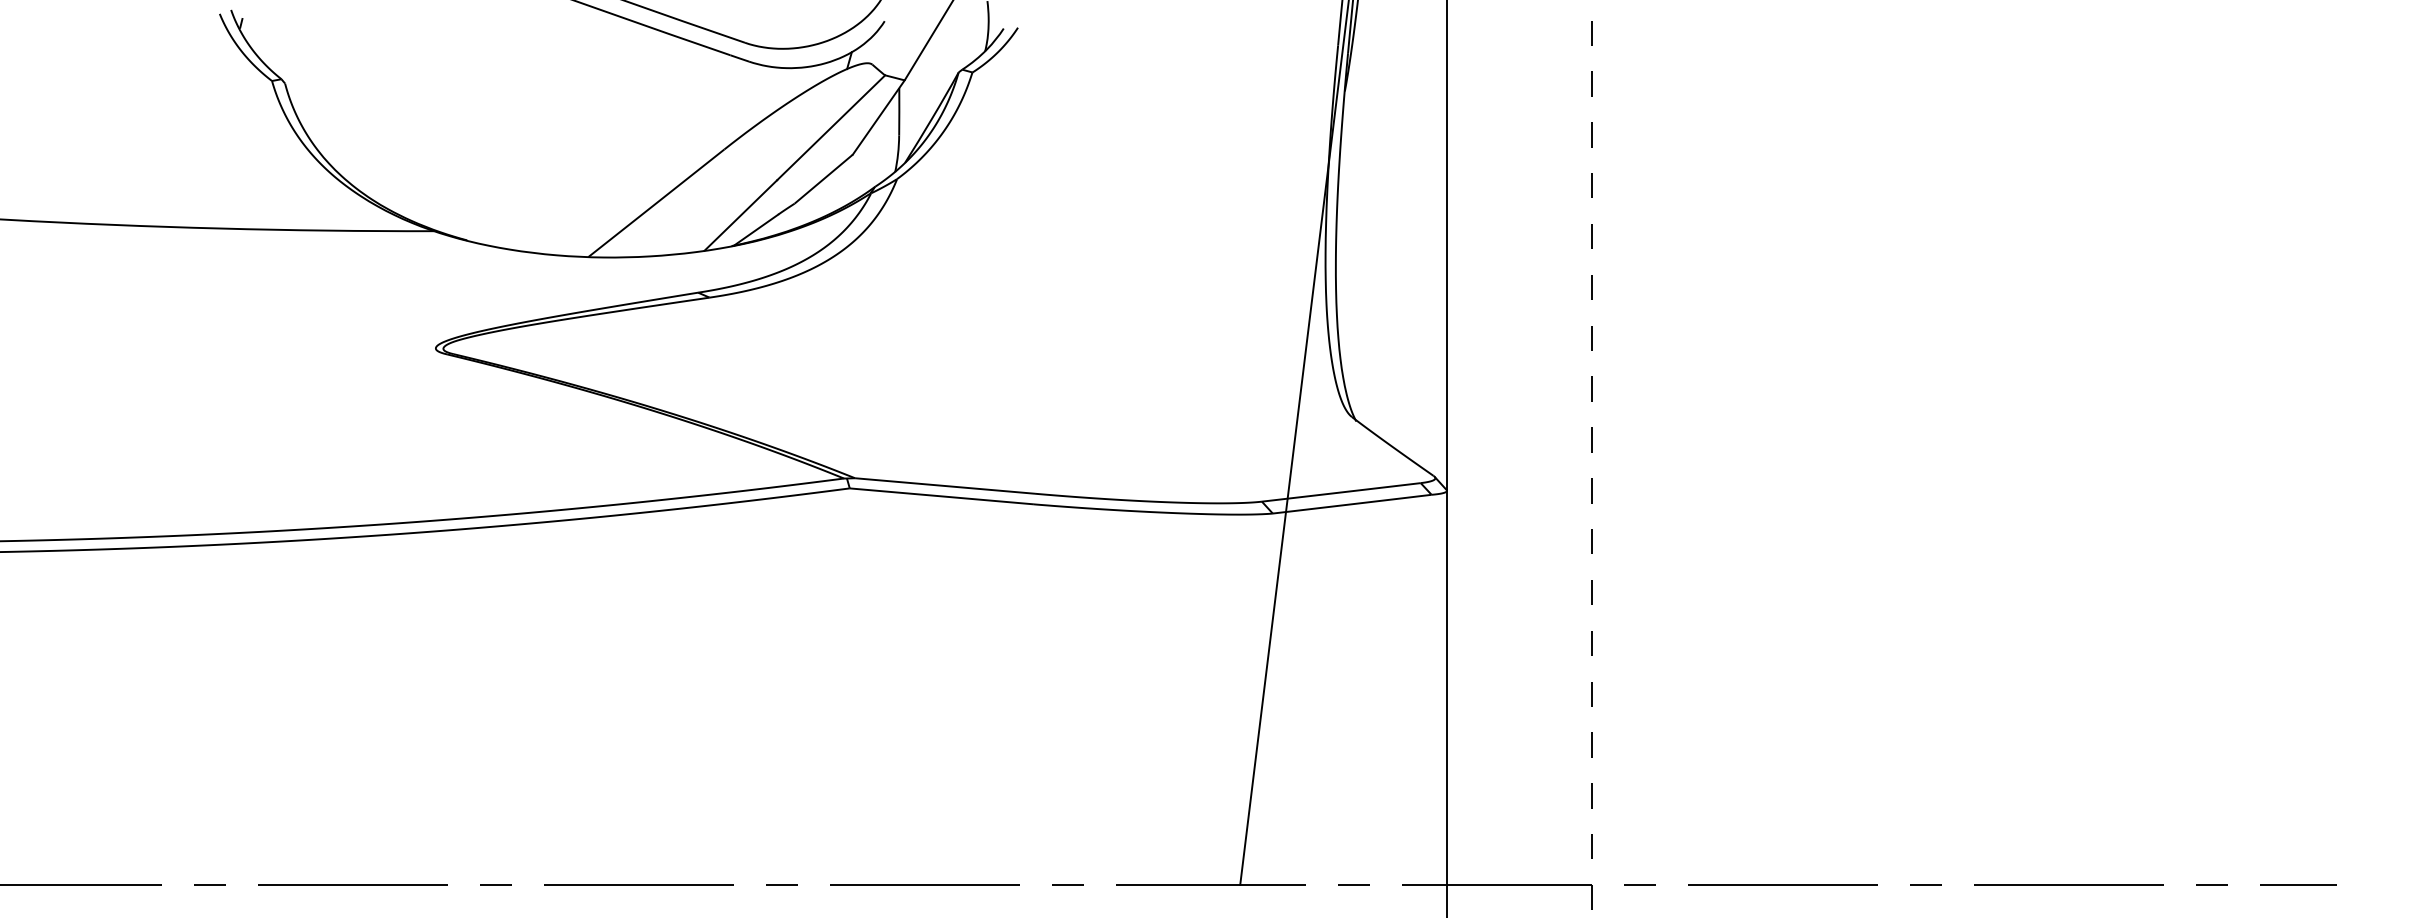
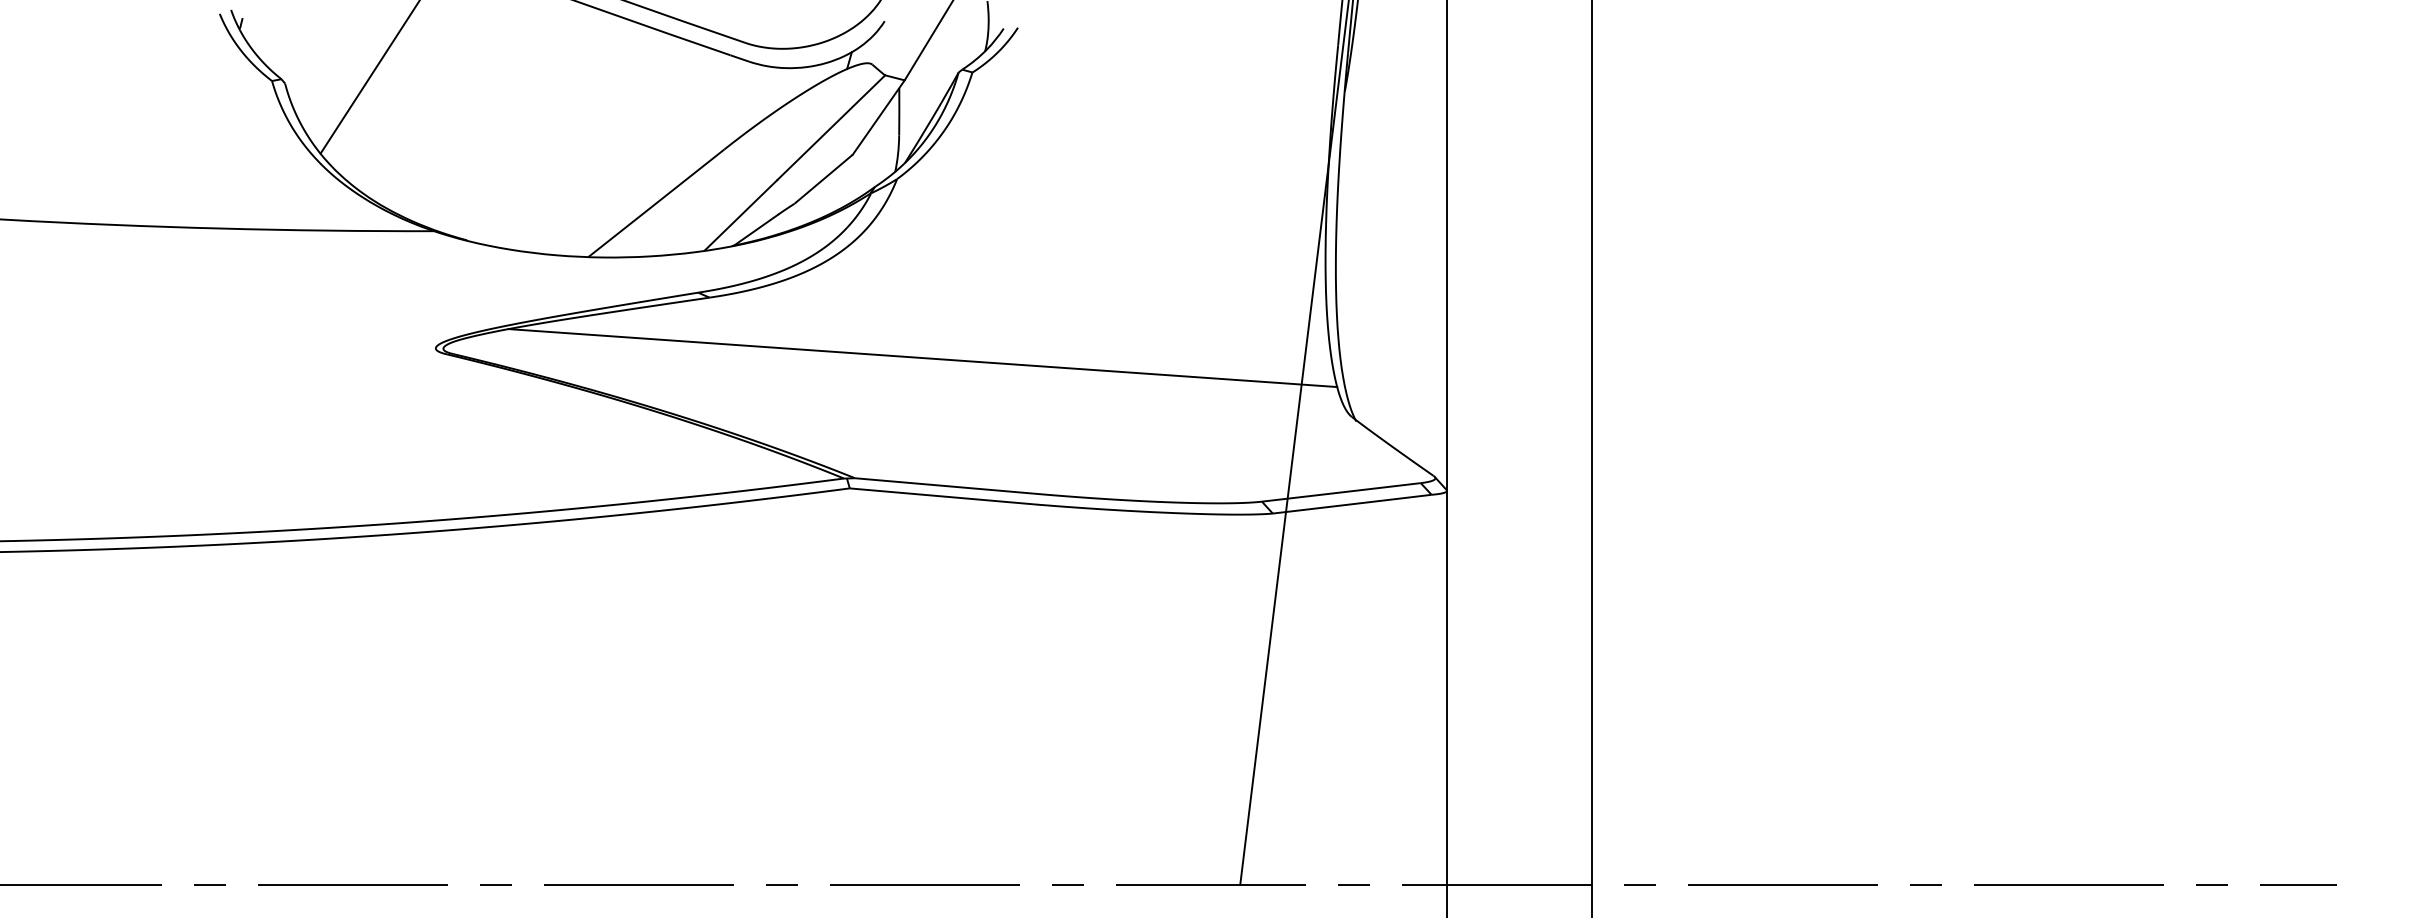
line: none -> present (369, 77)
line: none -> present (922, 358)
line: dashed -> solid (1592, 458)
